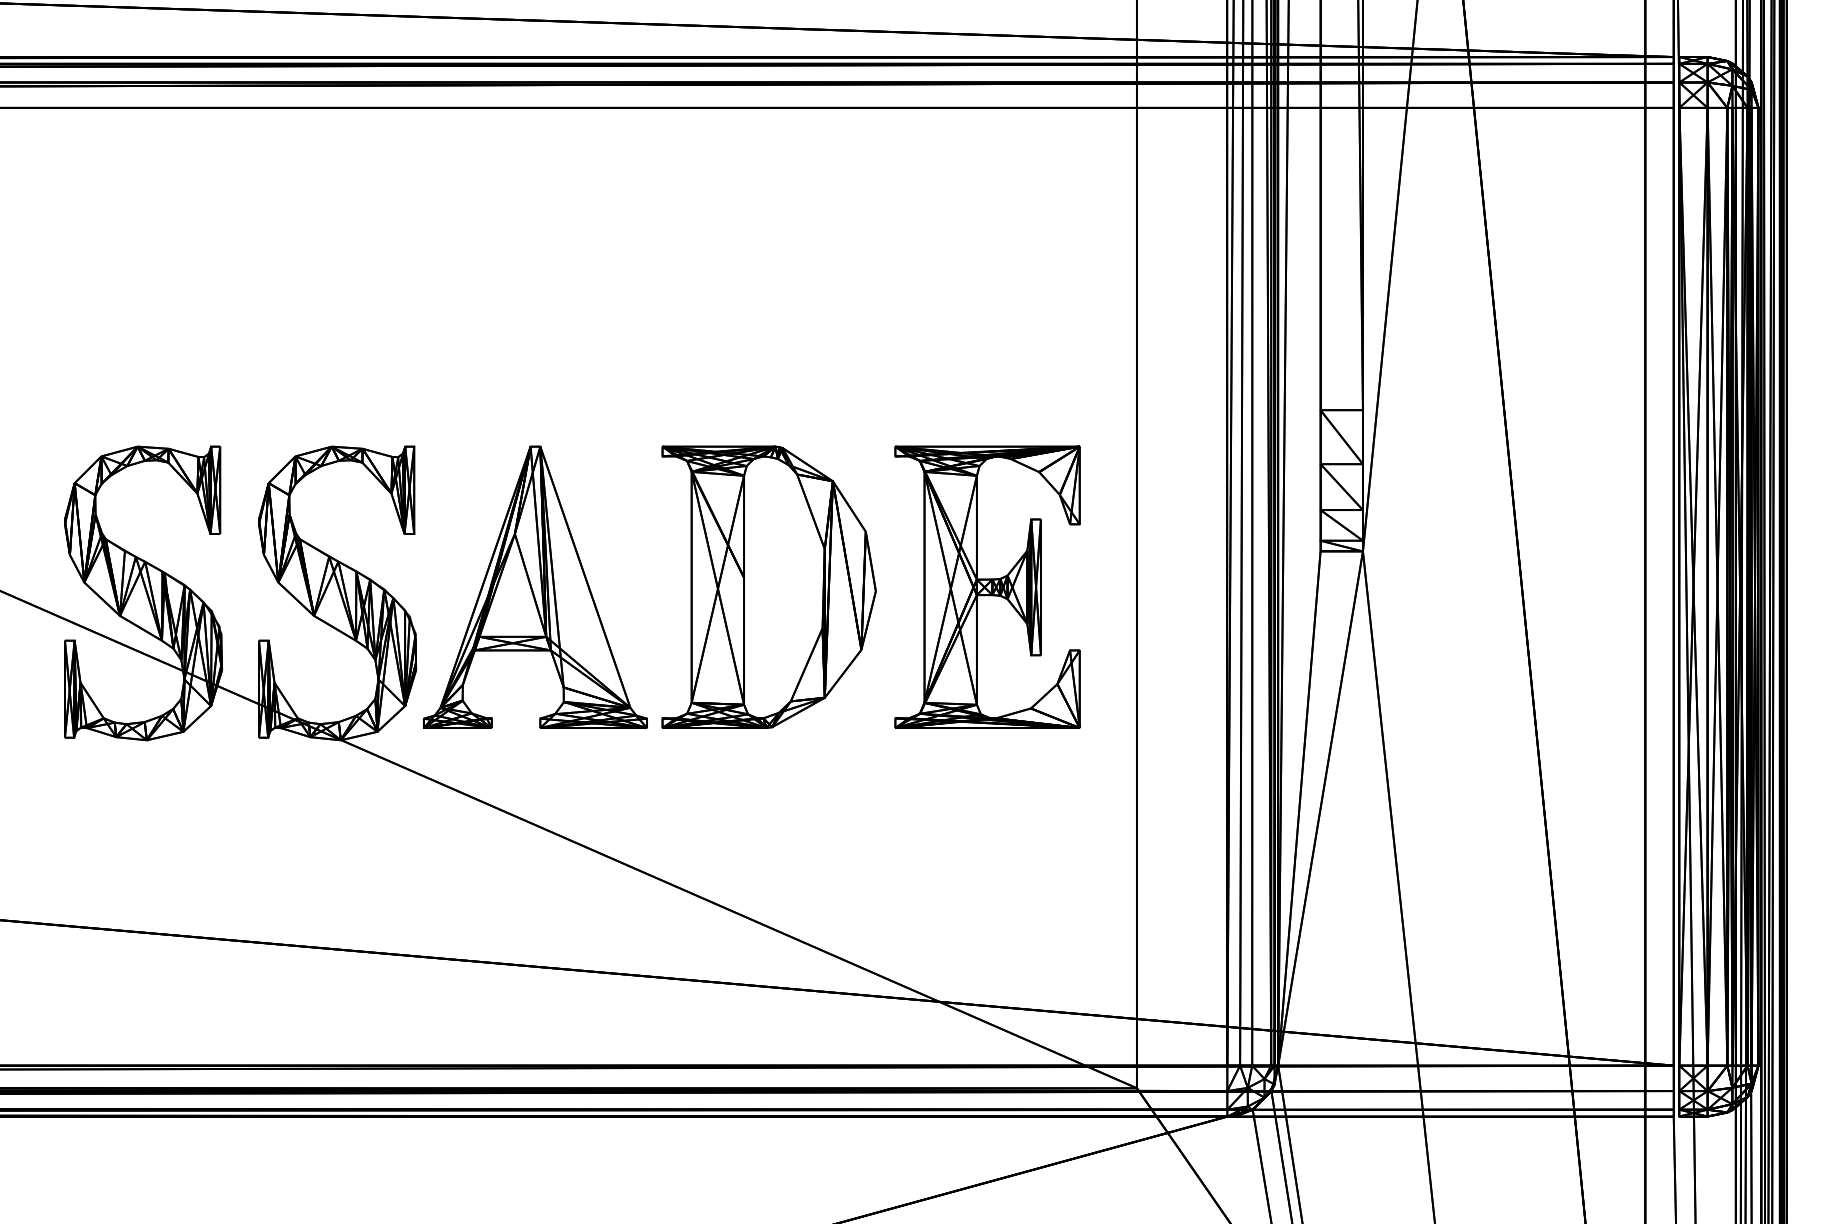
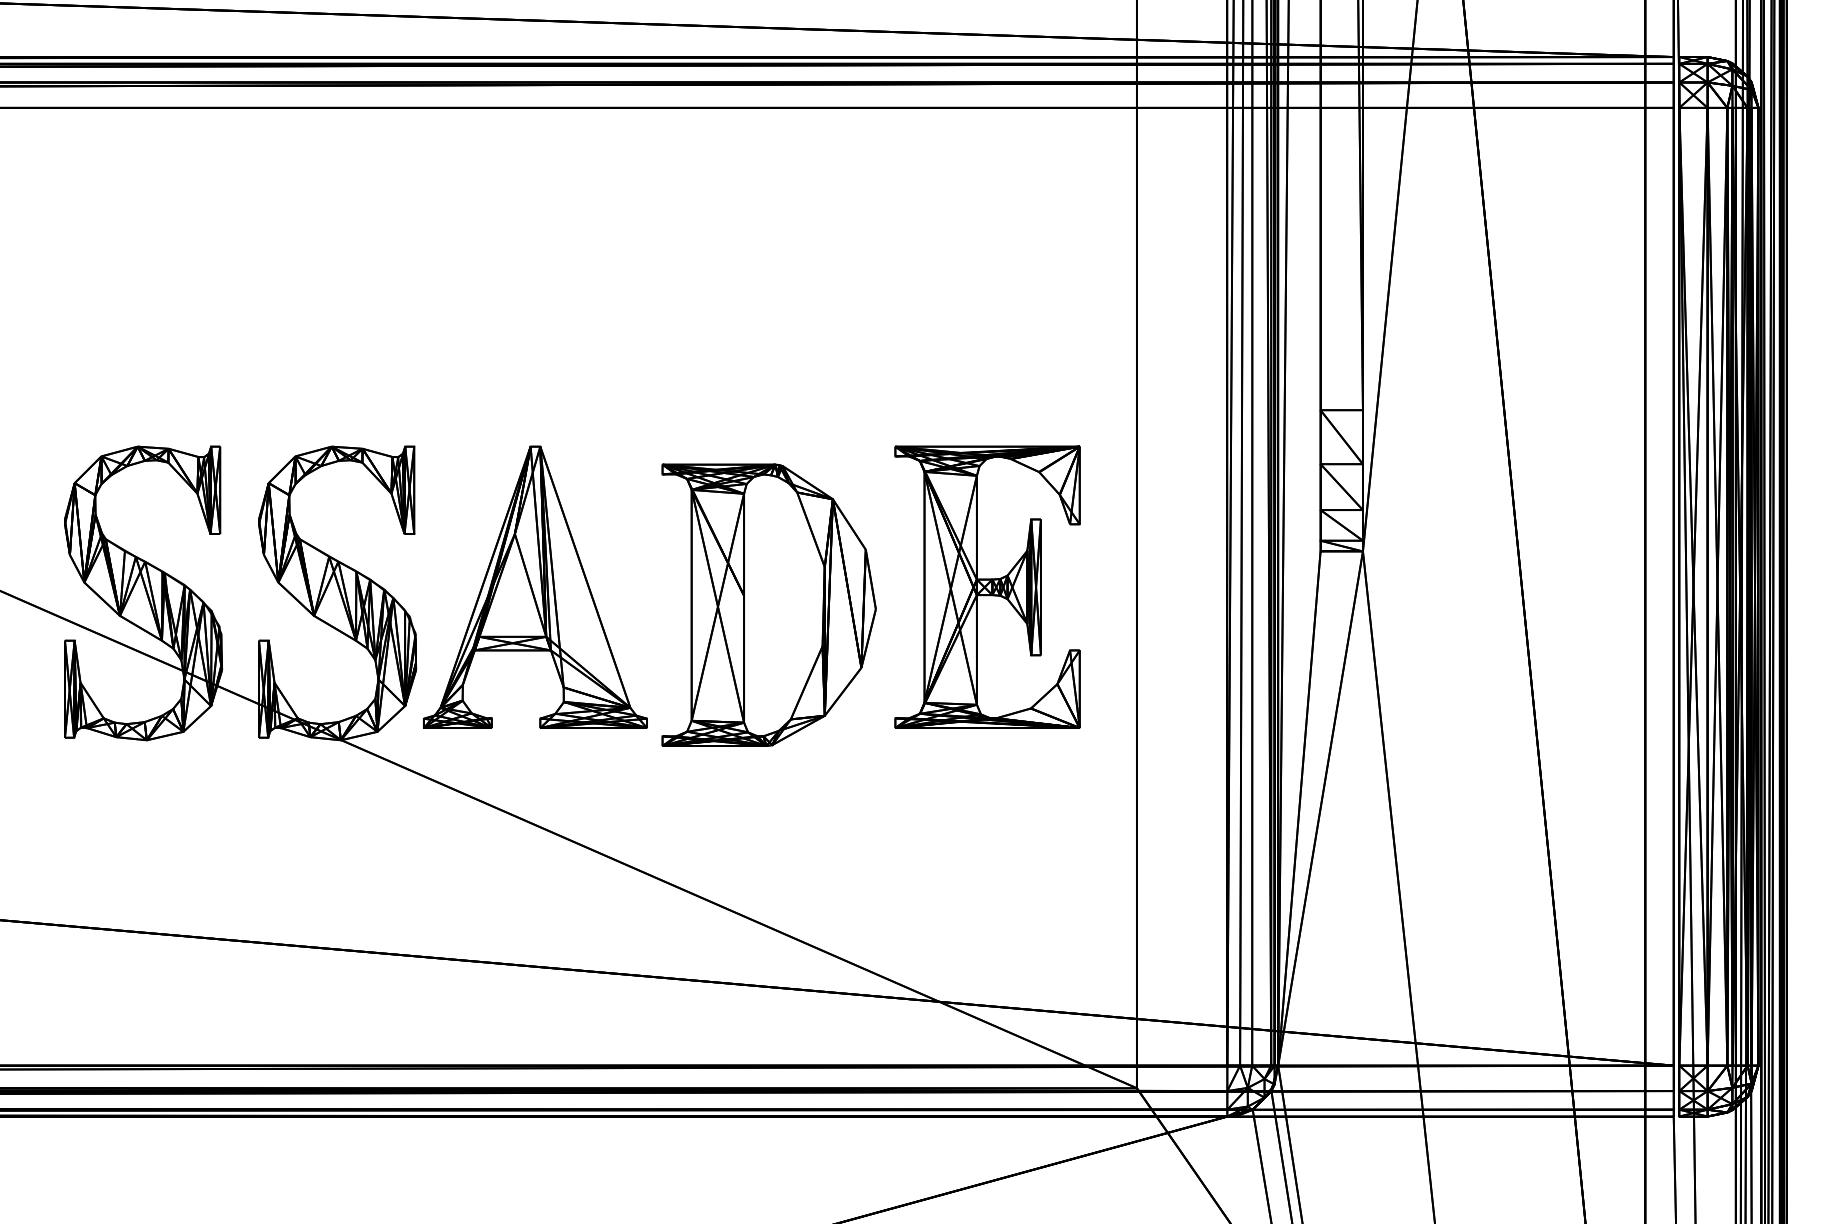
part position: (768, 586) -> (768, 604) (768, 604)
